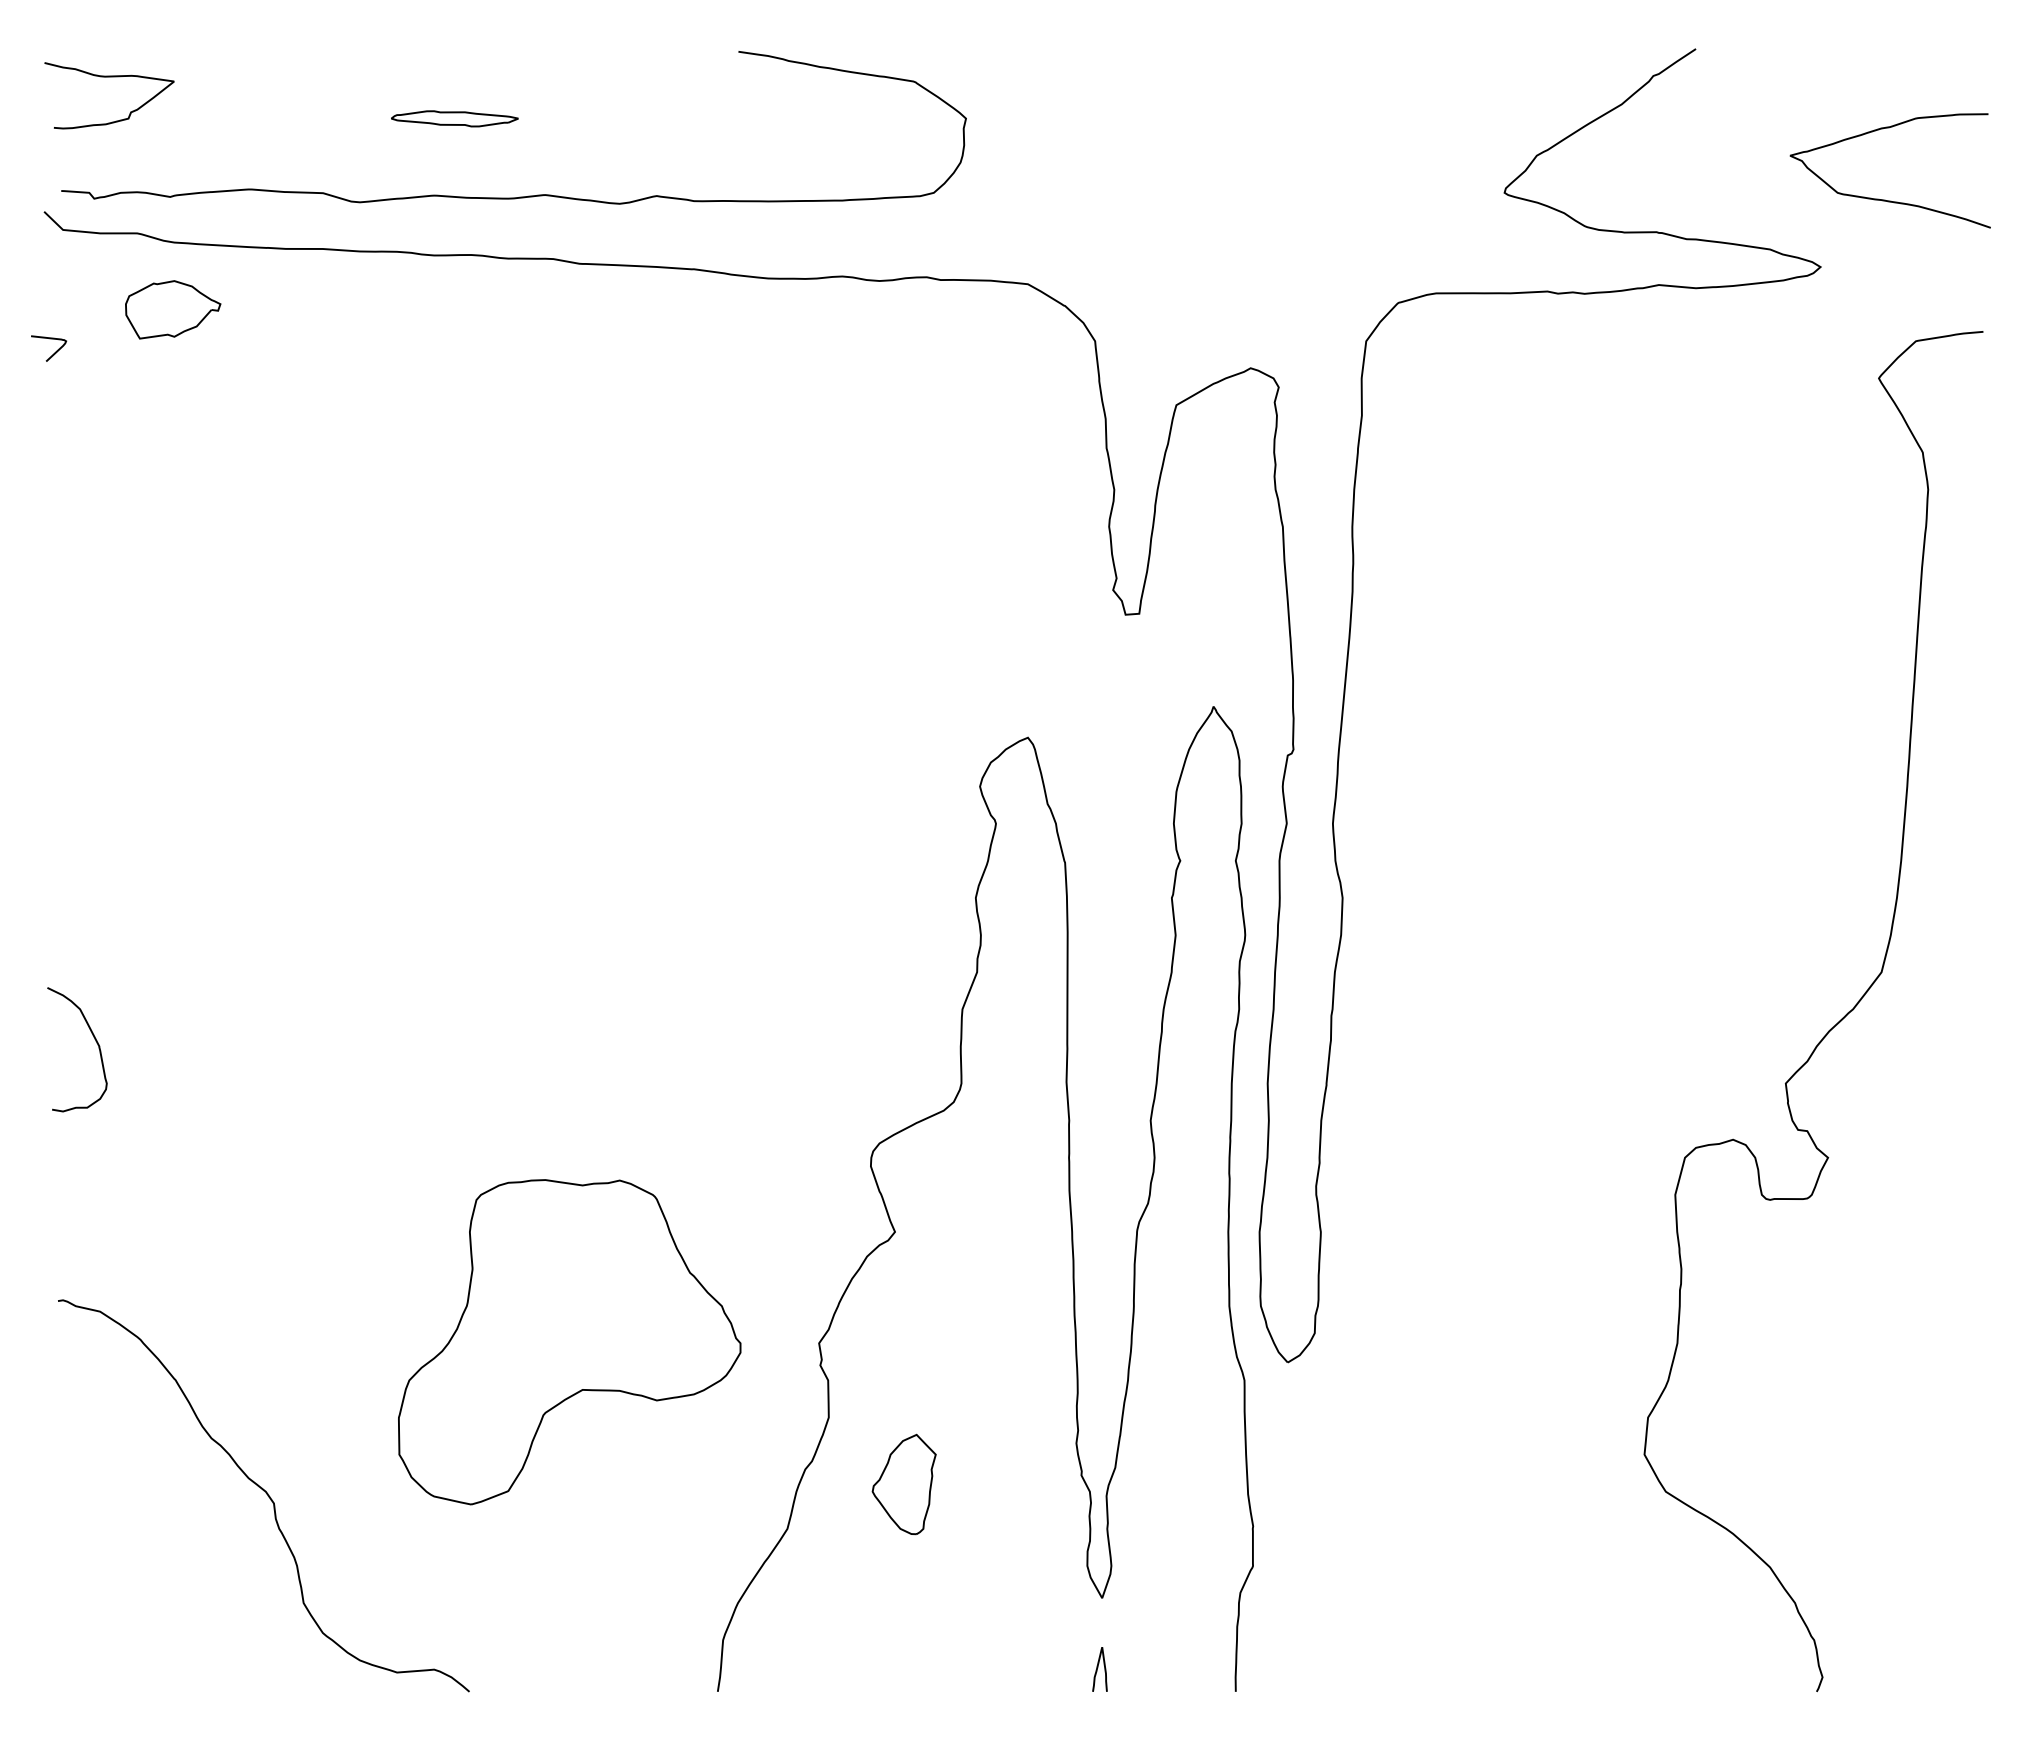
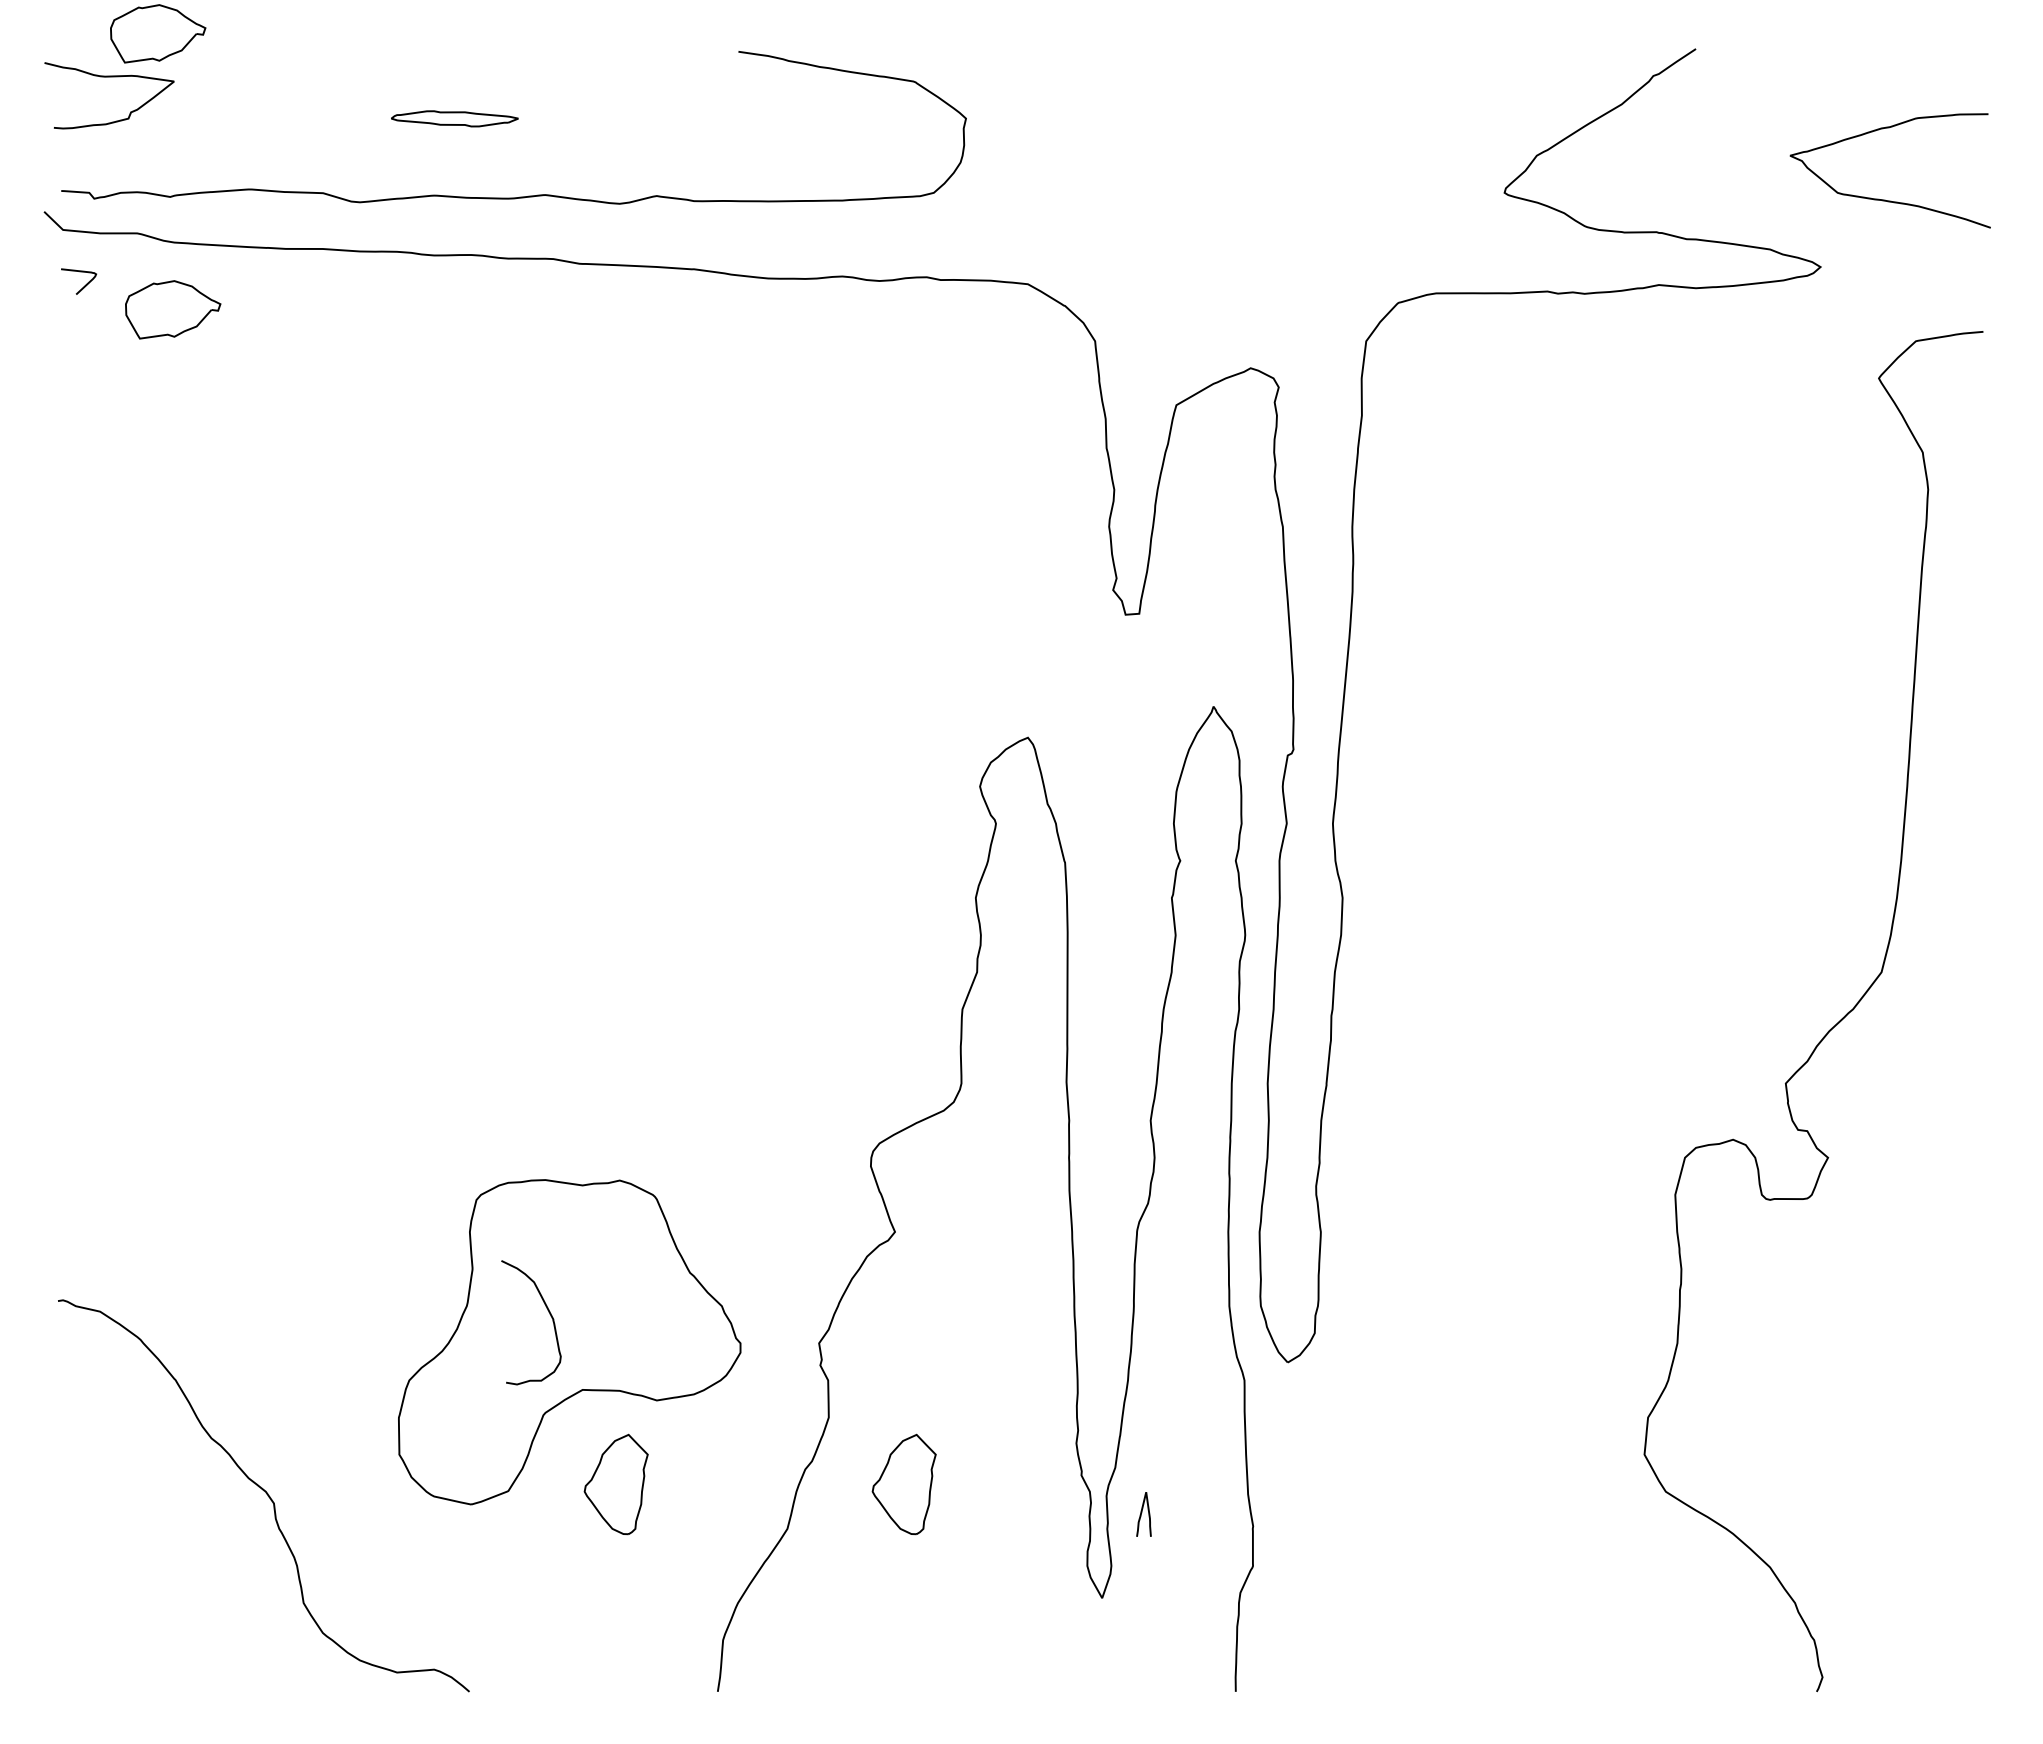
part: none -> present (158, 33)
curve position: (54, 352) -> (84, 285) (84, 285)
curve position: (95, 1041) -> (549, 1314) (549, 1314)
part: none -> present (615, 1484)
curve position: (1097, 1669) -> (1141, 1514) (1141, 1514)
